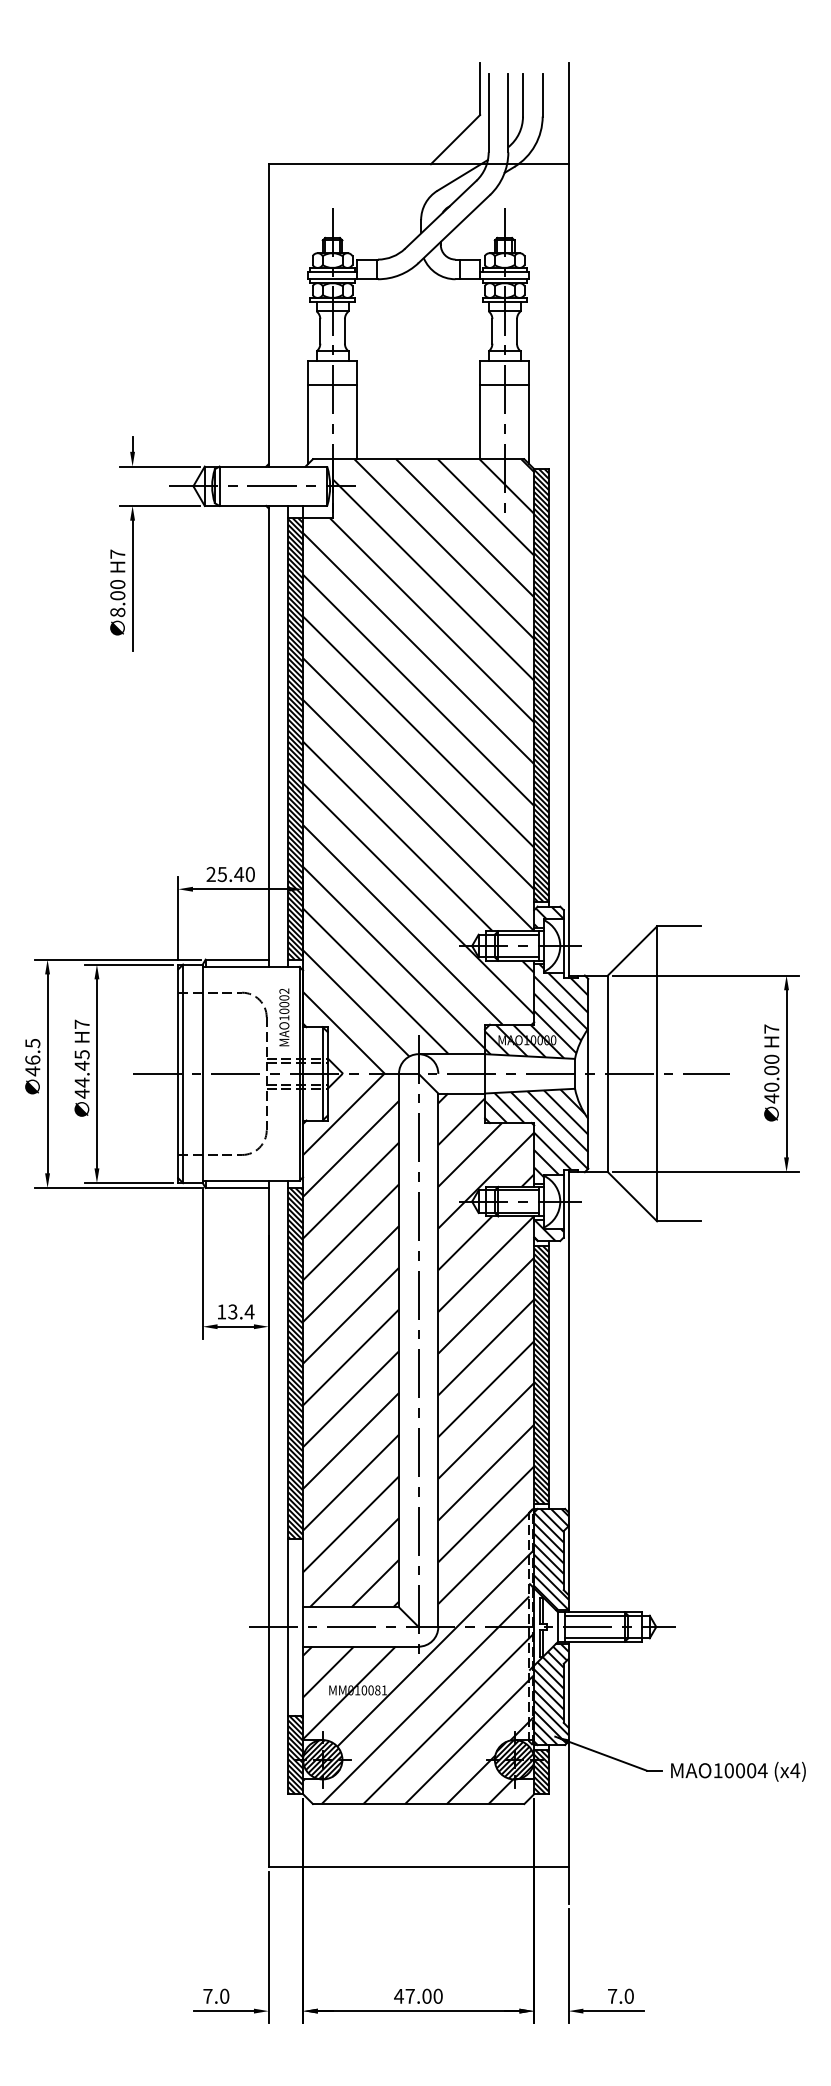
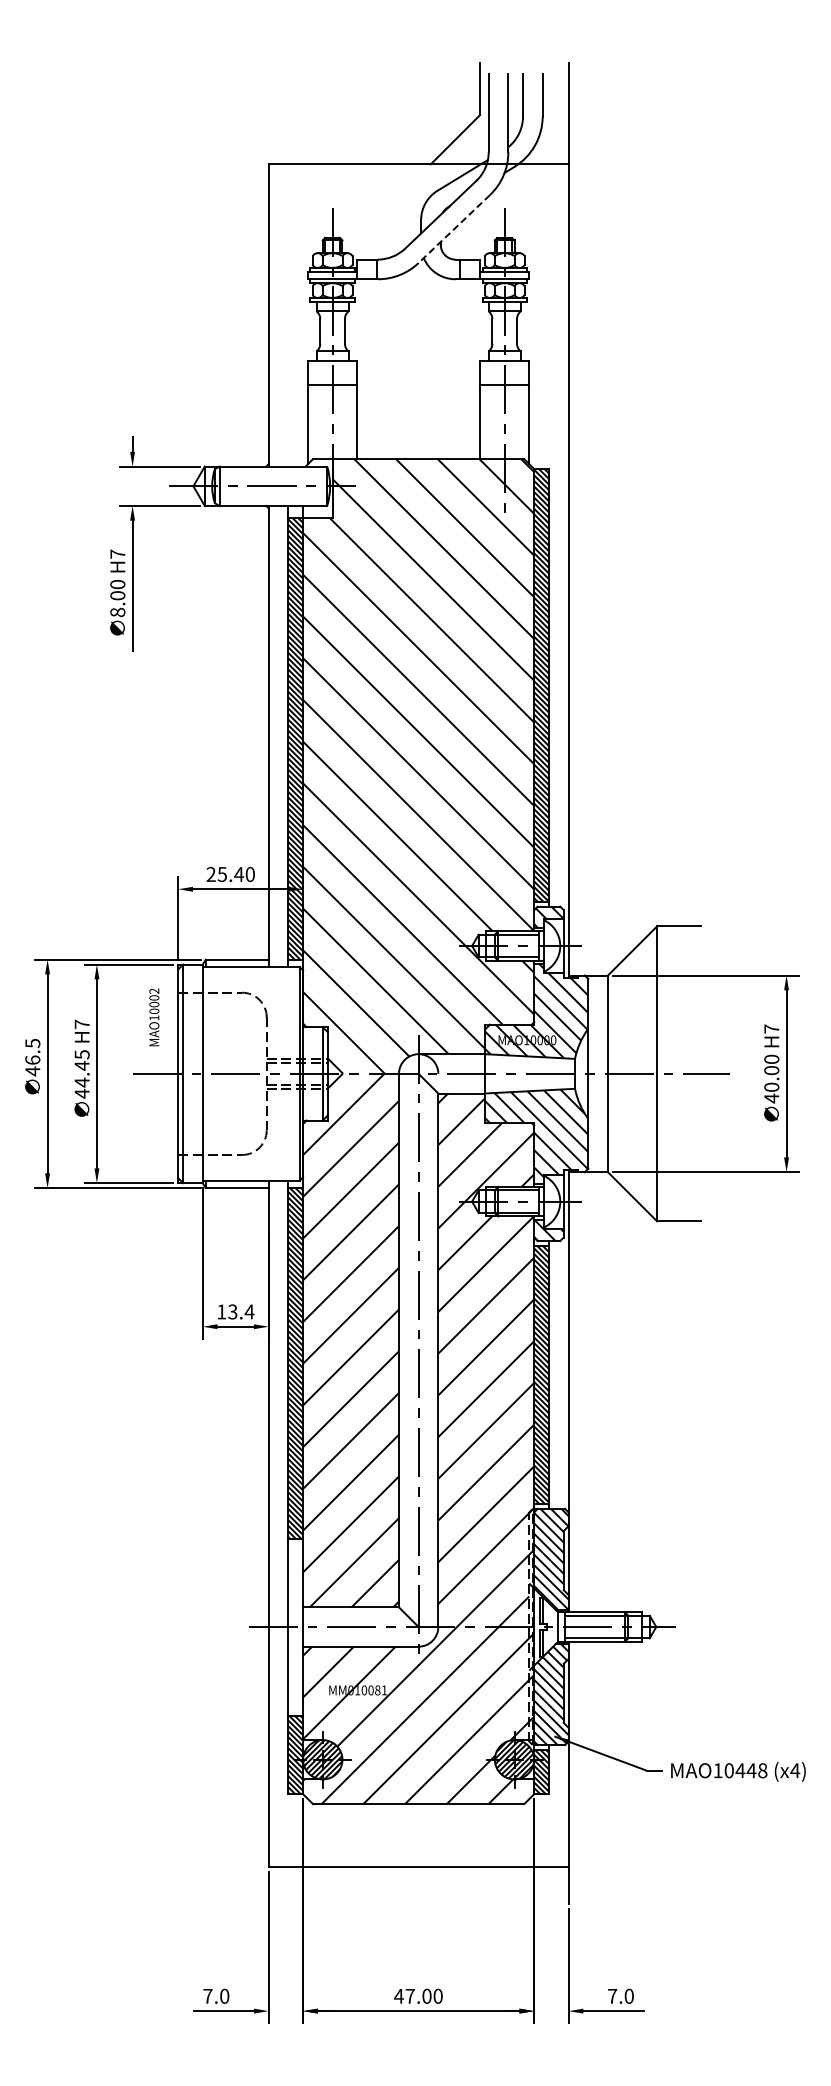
line: solid -> dashed (453, 229)
text position: (284, 1017) -> (154, 1017) (154, 1017)
text: MAO10004 -> MAO10448 (751, 1770)
